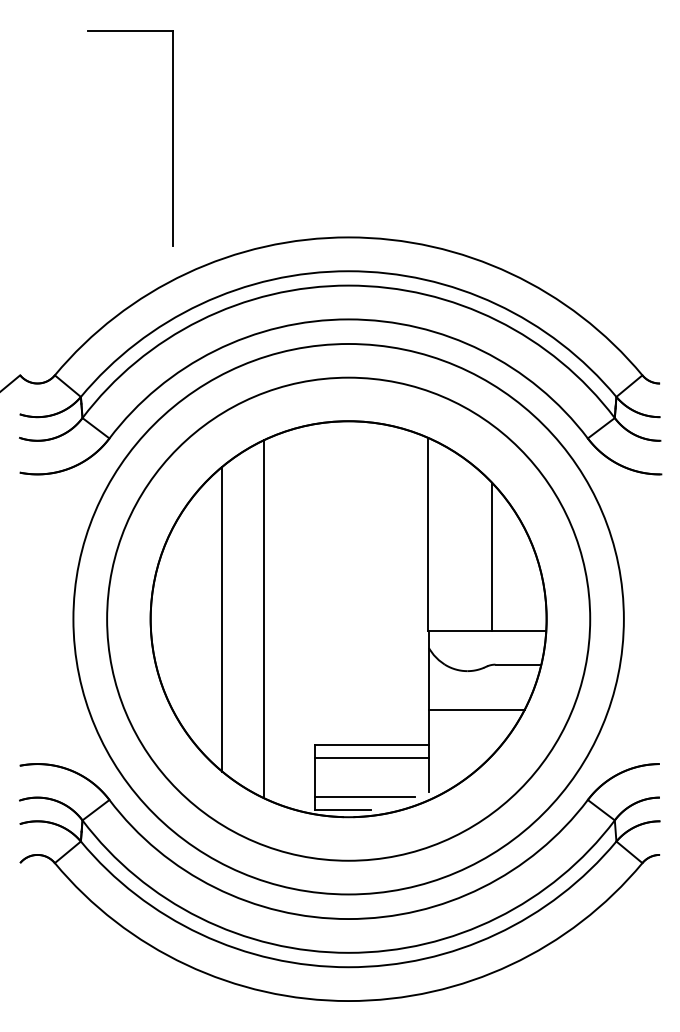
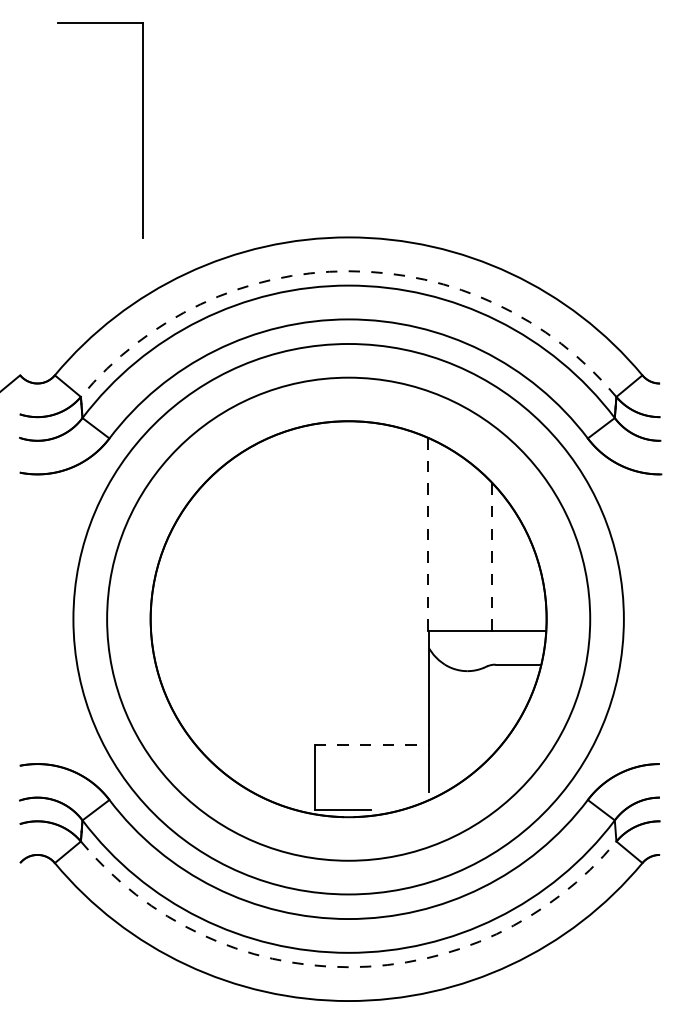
part position: (172, 138) -> (142, 130) (142, 130)
arc: solid -> dashed (348, 271)
line: solid -> dashed (427, 533)
line: solid -> dashed (491, 556)
line: present -> none (222, 618)
line: present -> none (263, 619)
line: present -> none (476, 709)
line: solid -> dashed (372, 744)
line: present -> none (371, 758)
line: present -> none (364, 797)
arc: solid -> dashed (348, 967)
